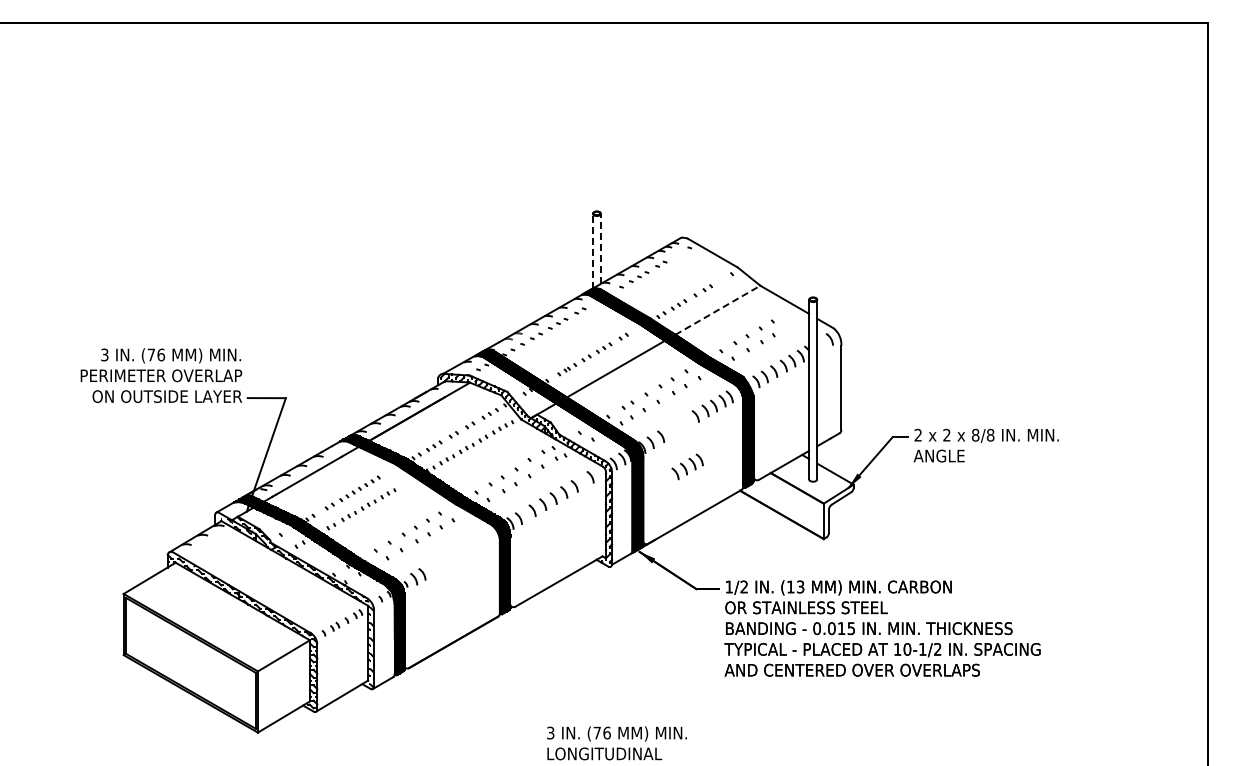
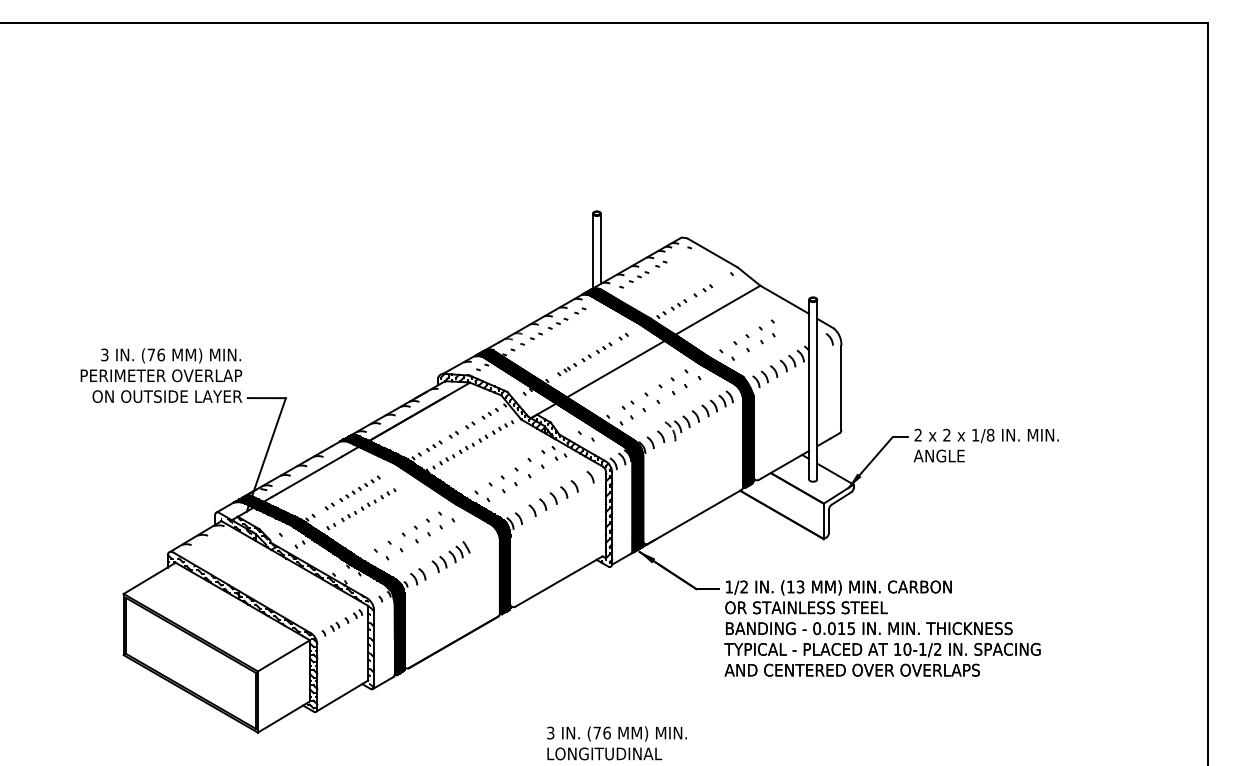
line: dashed -> solid (601, 248)
line: dashed -> solid (592, 250)
line: dashed -> solid (718, 310)
part: none -> present (677, 428)
text: 8/8 -> 1/8 (975, 434)
part: present -> none (687, 466)
part: none -> present (450, 556)
